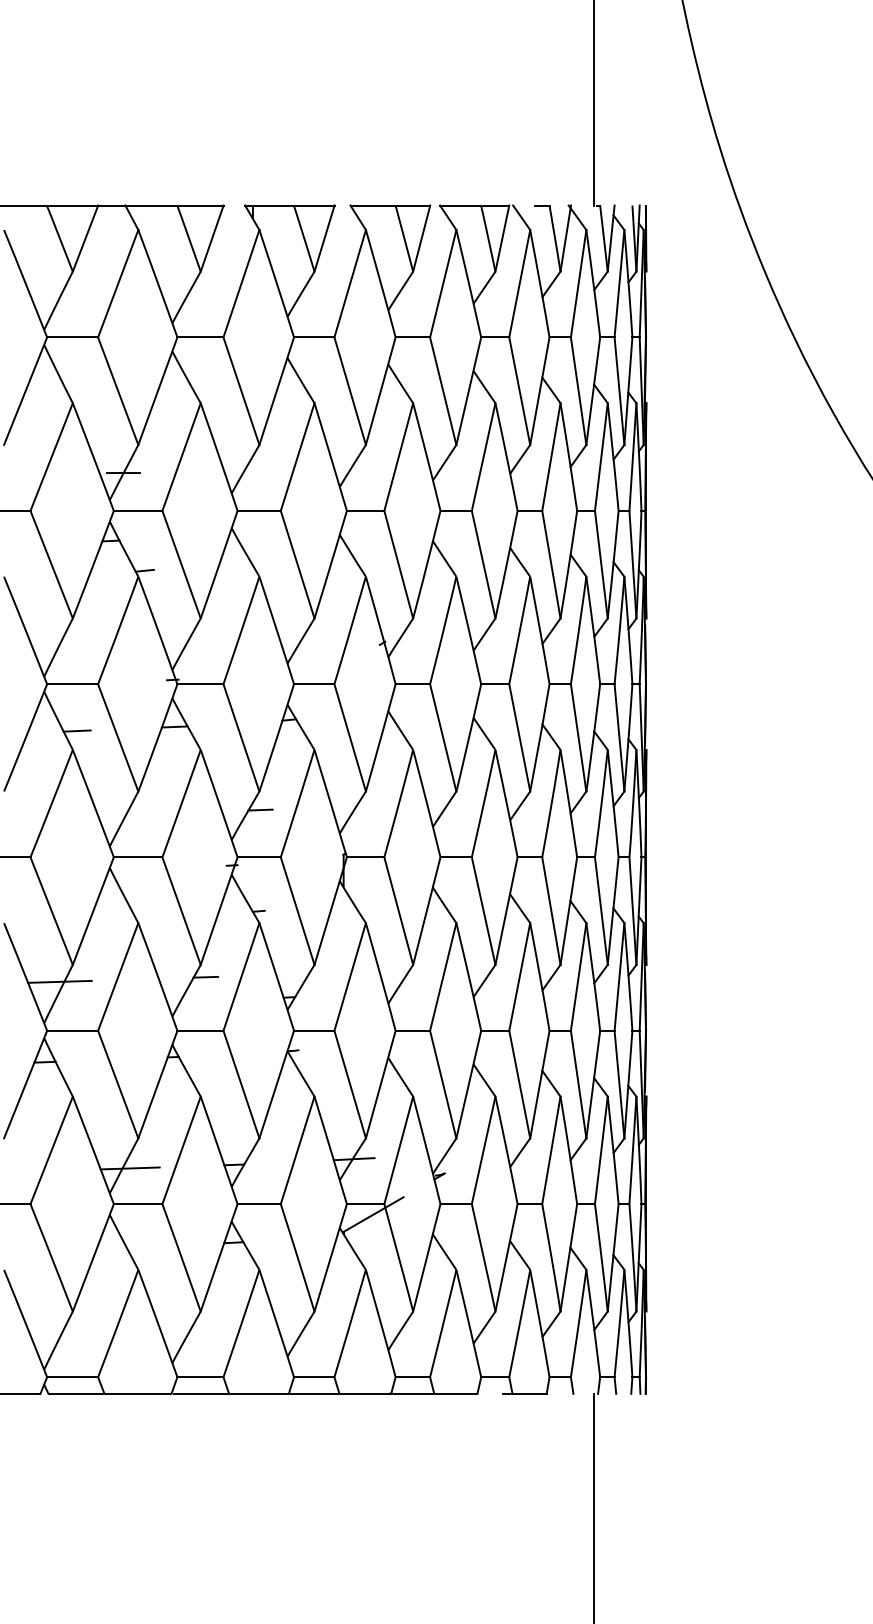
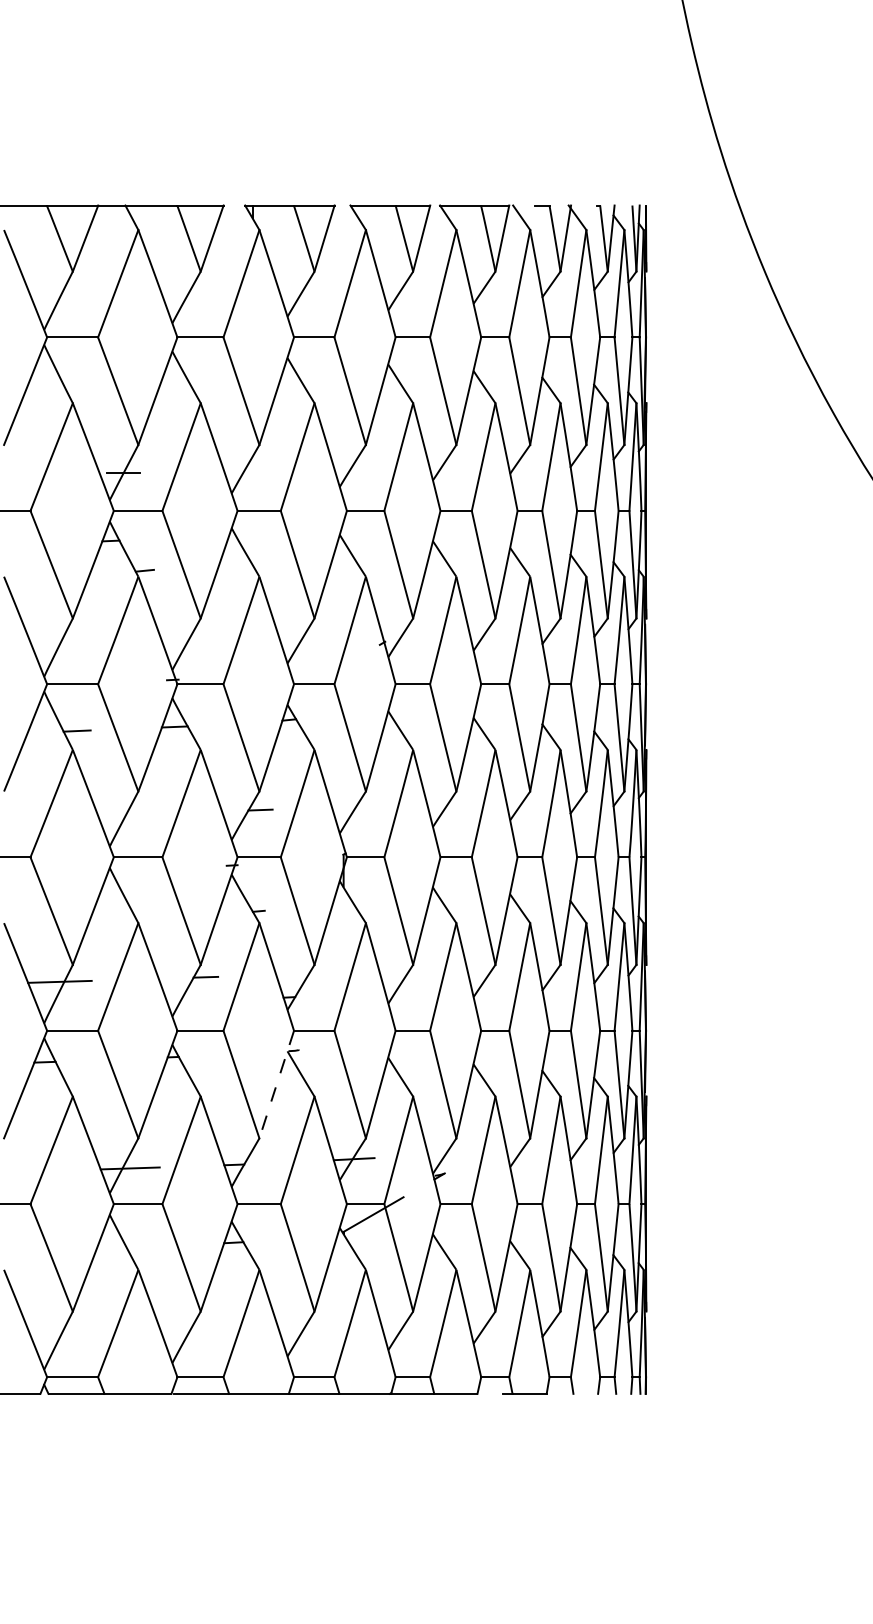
line: present -> none (594, 103)
line: solid -> dashed (276, 1085)
line: present -> none (594, 1506)
